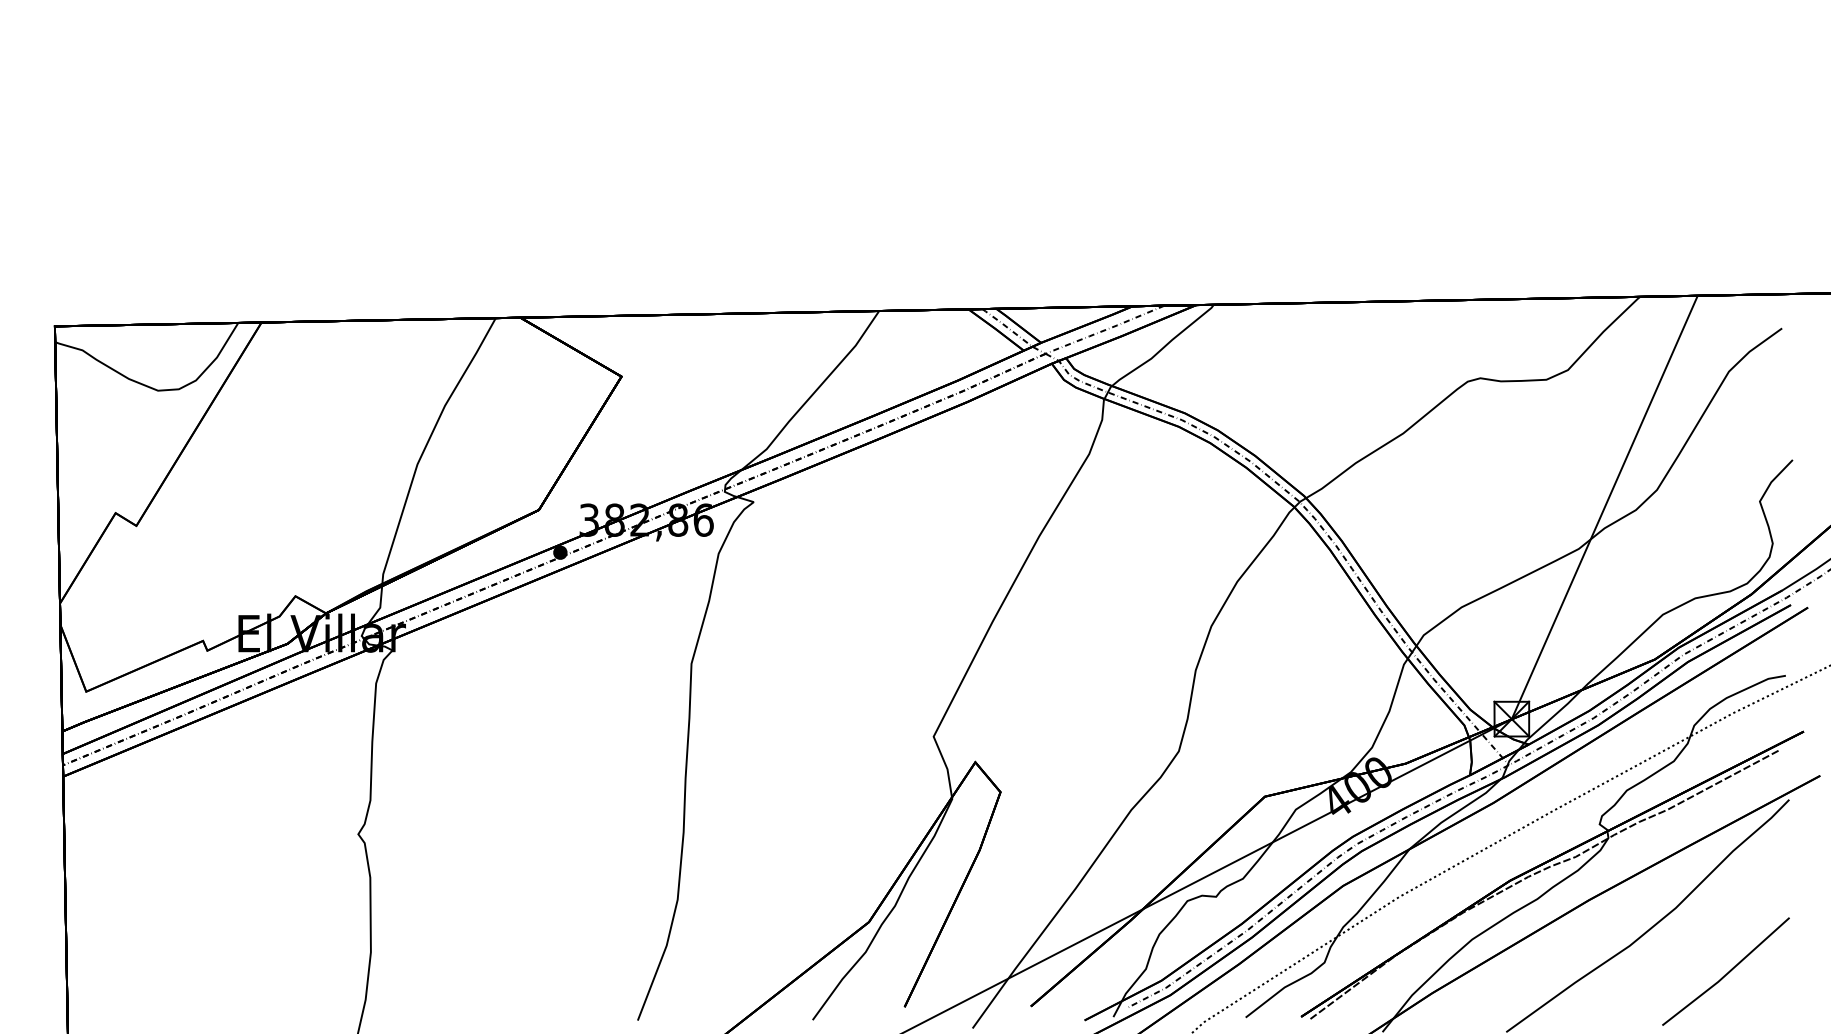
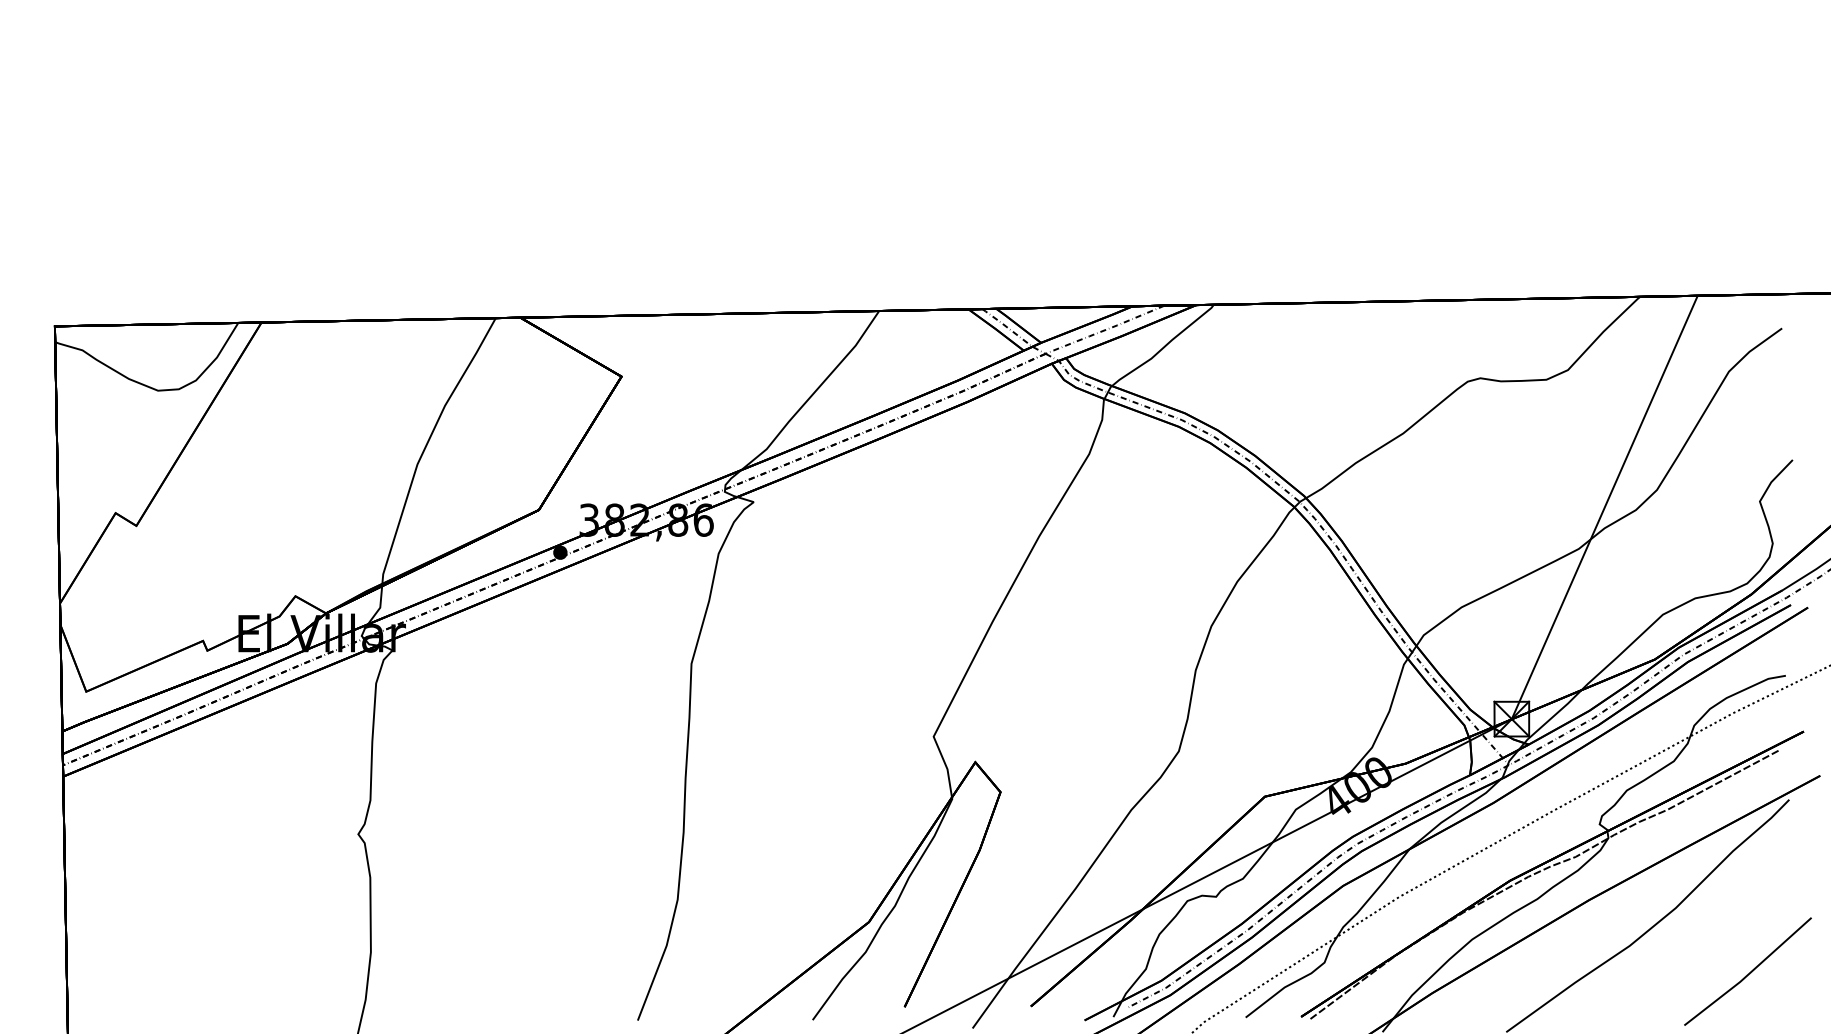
line position: (1727, 972) -> (1749, 972) (1749, 972)
